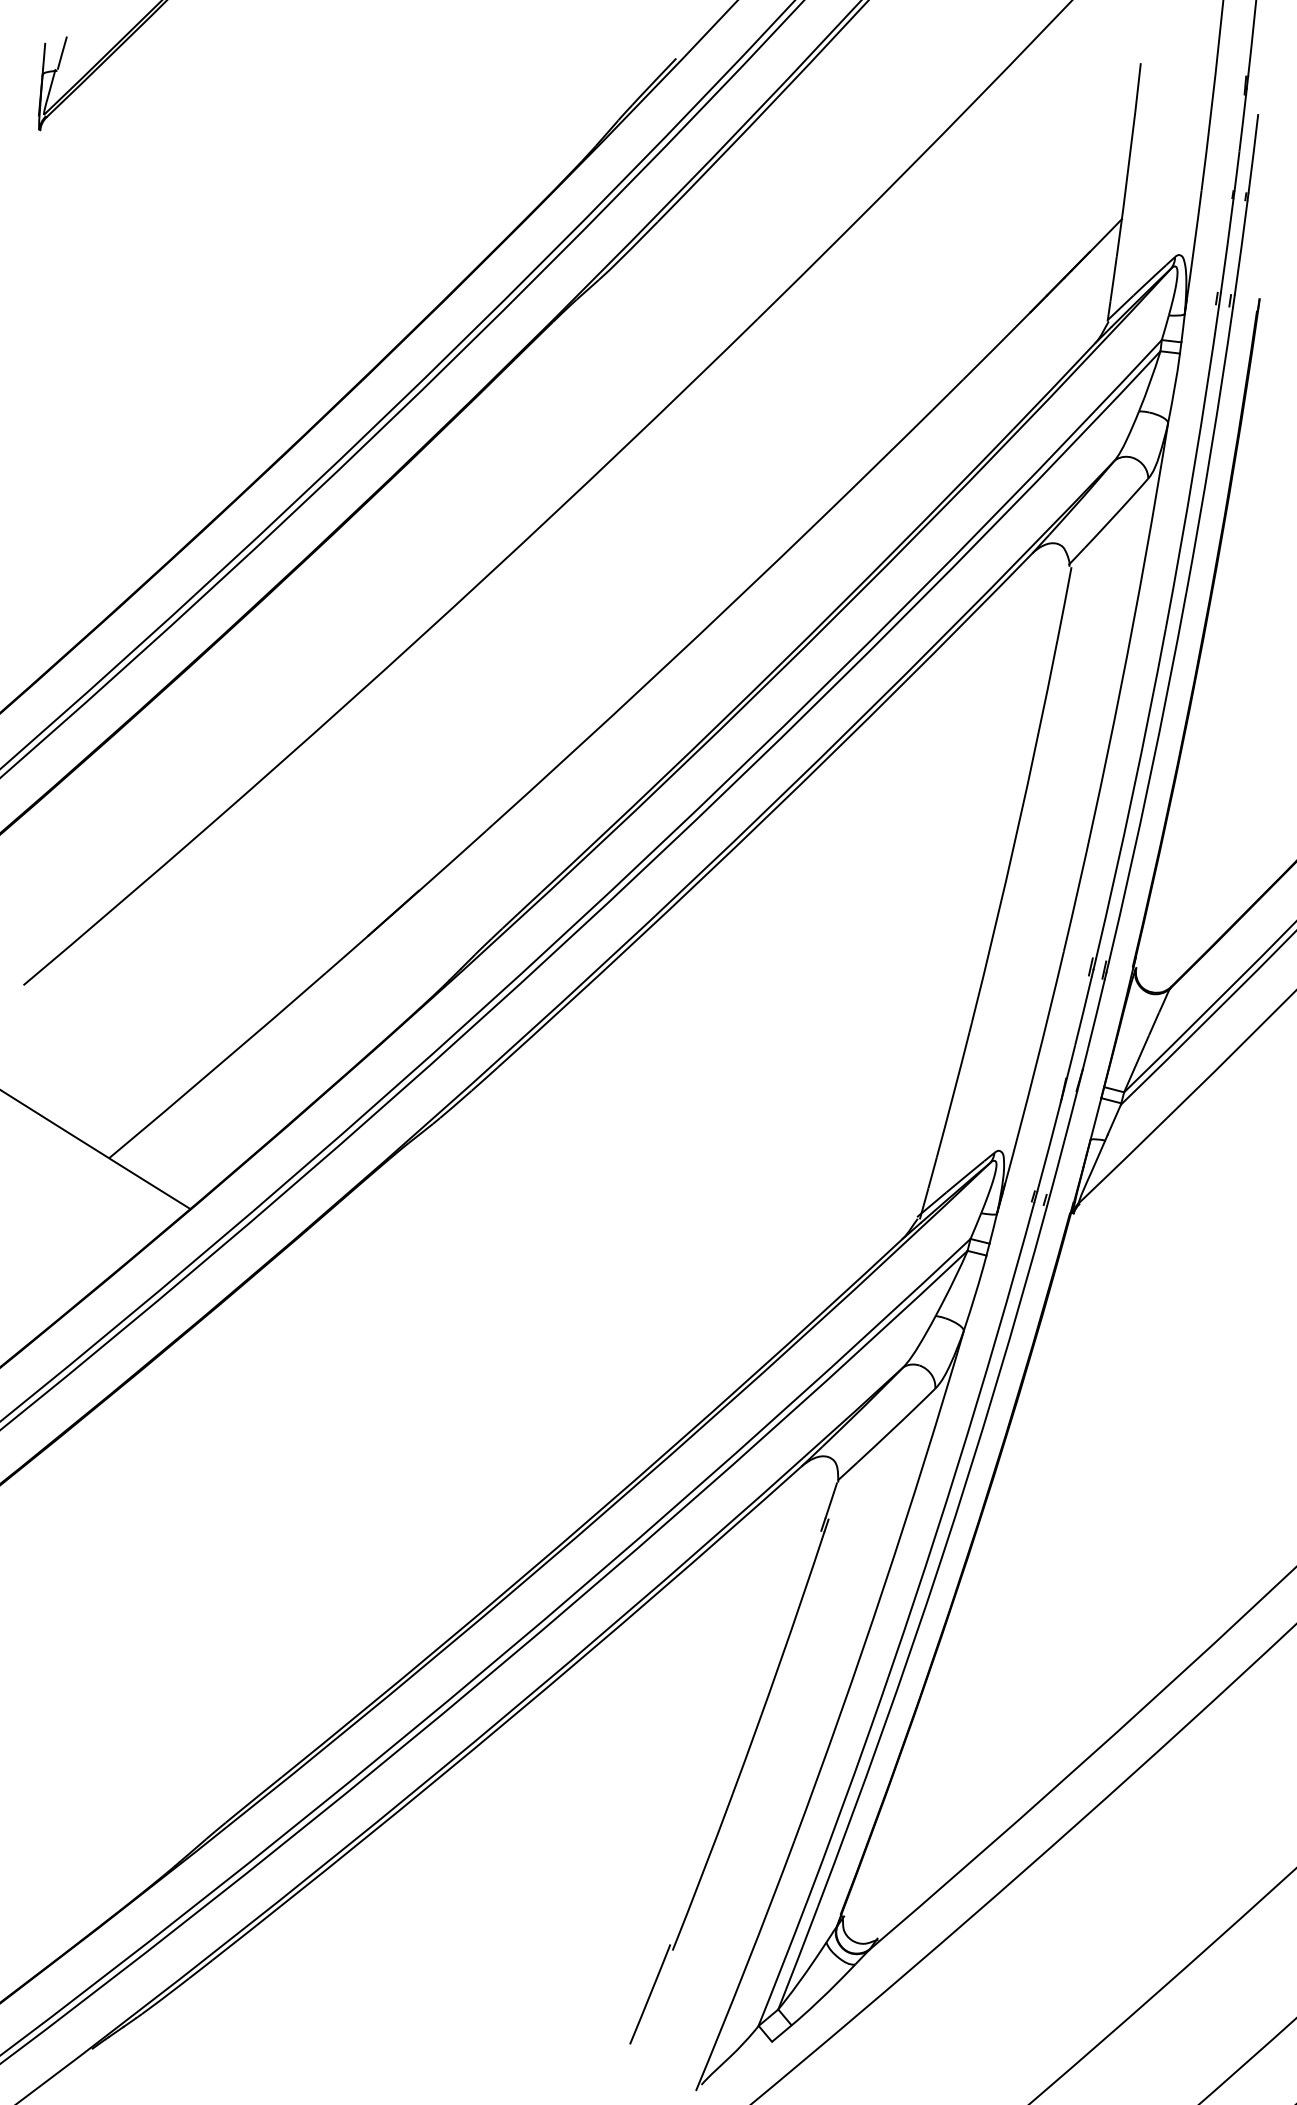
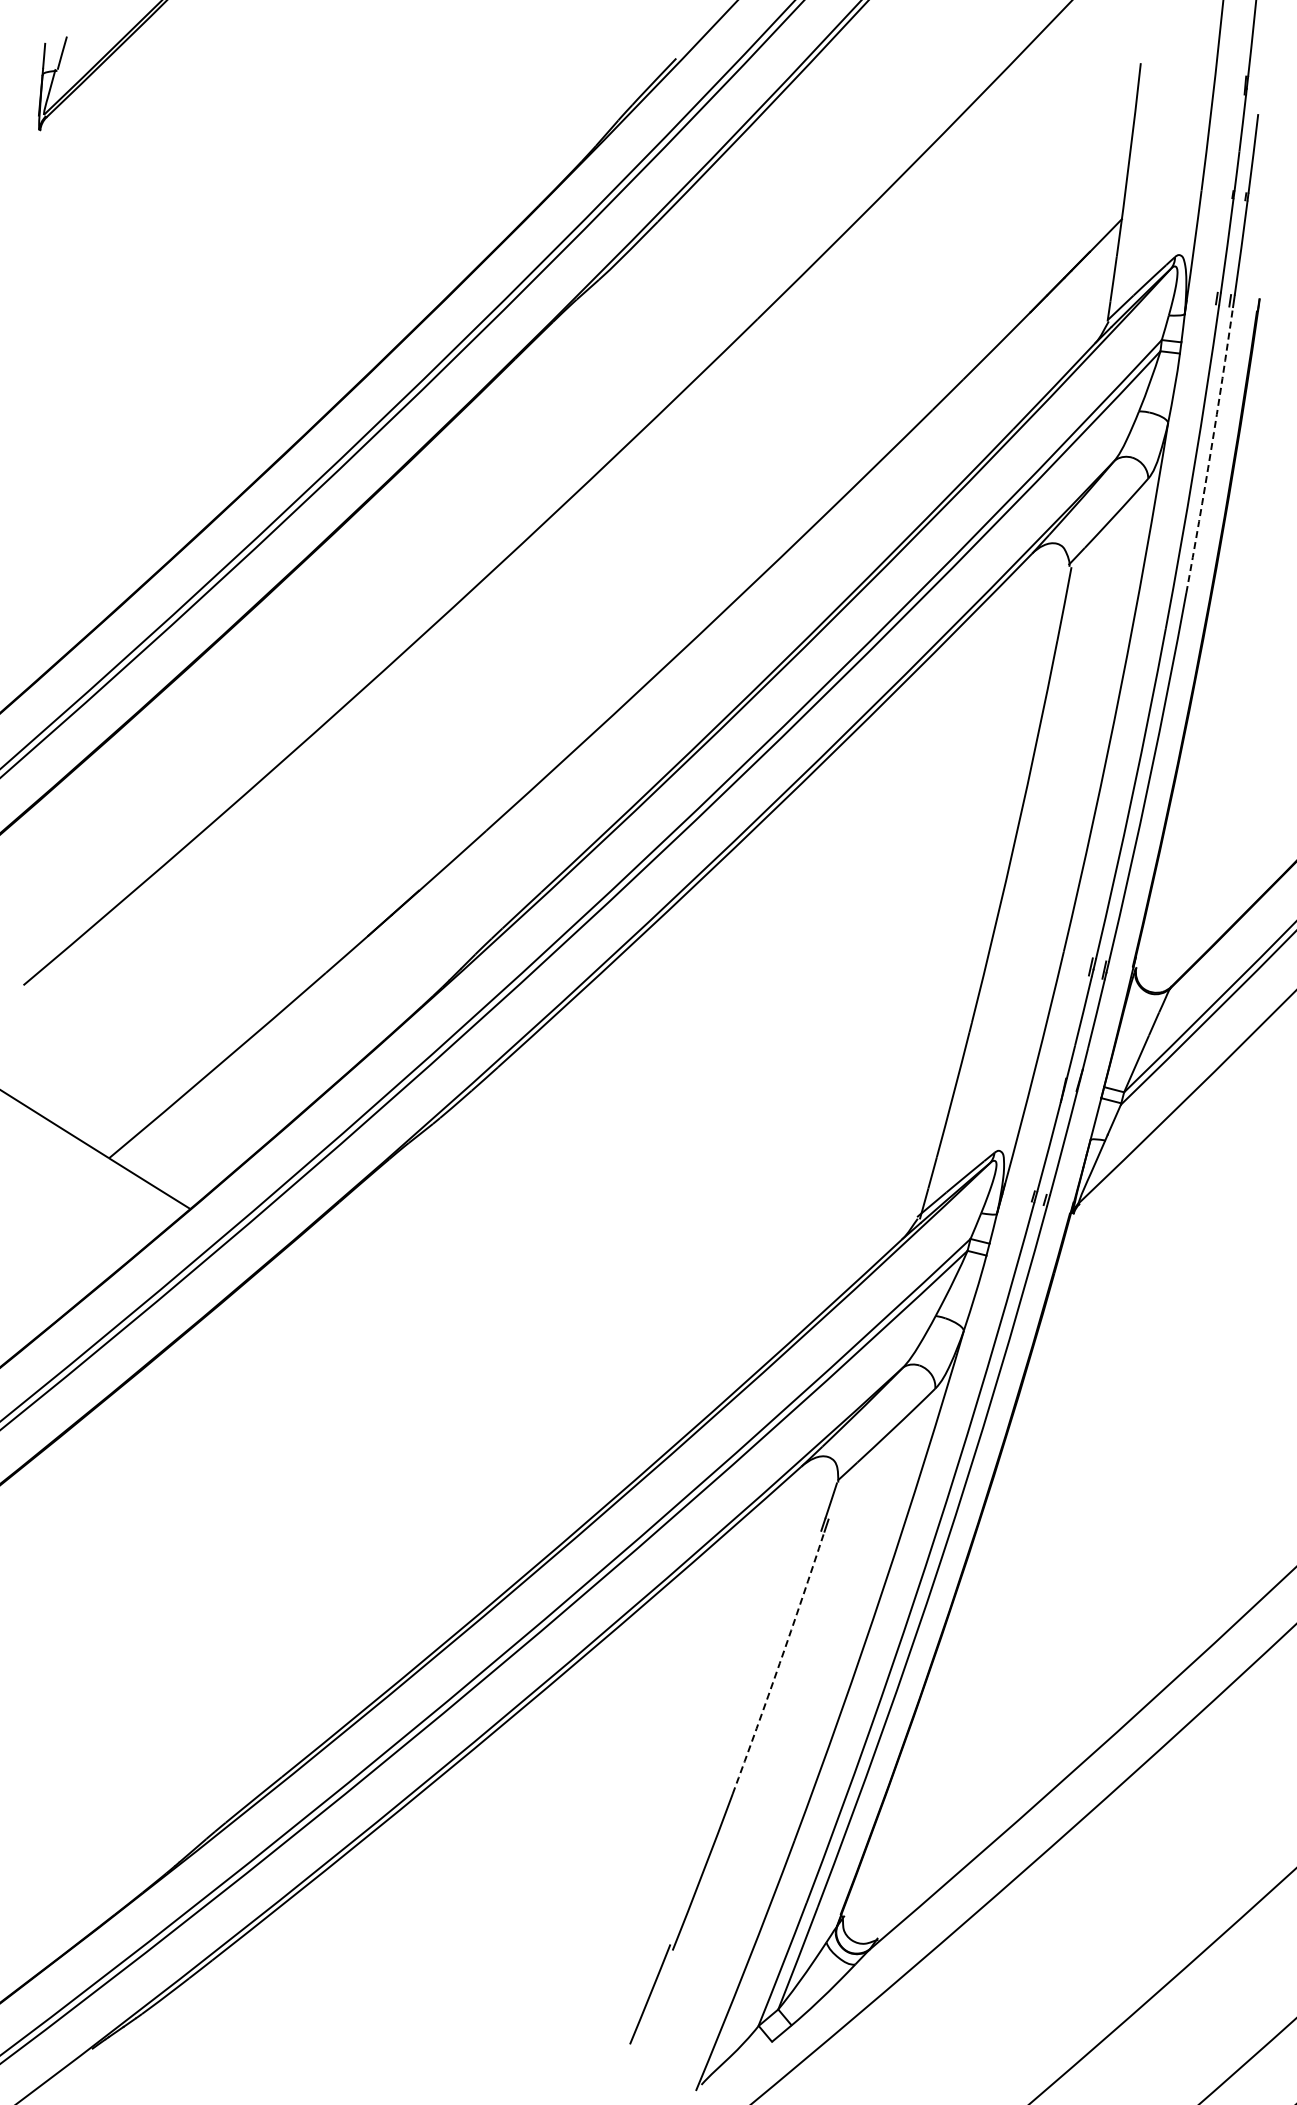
arc: solid -> dashed (1211, 450)
arc: solid -> dashed (779, 1663)
